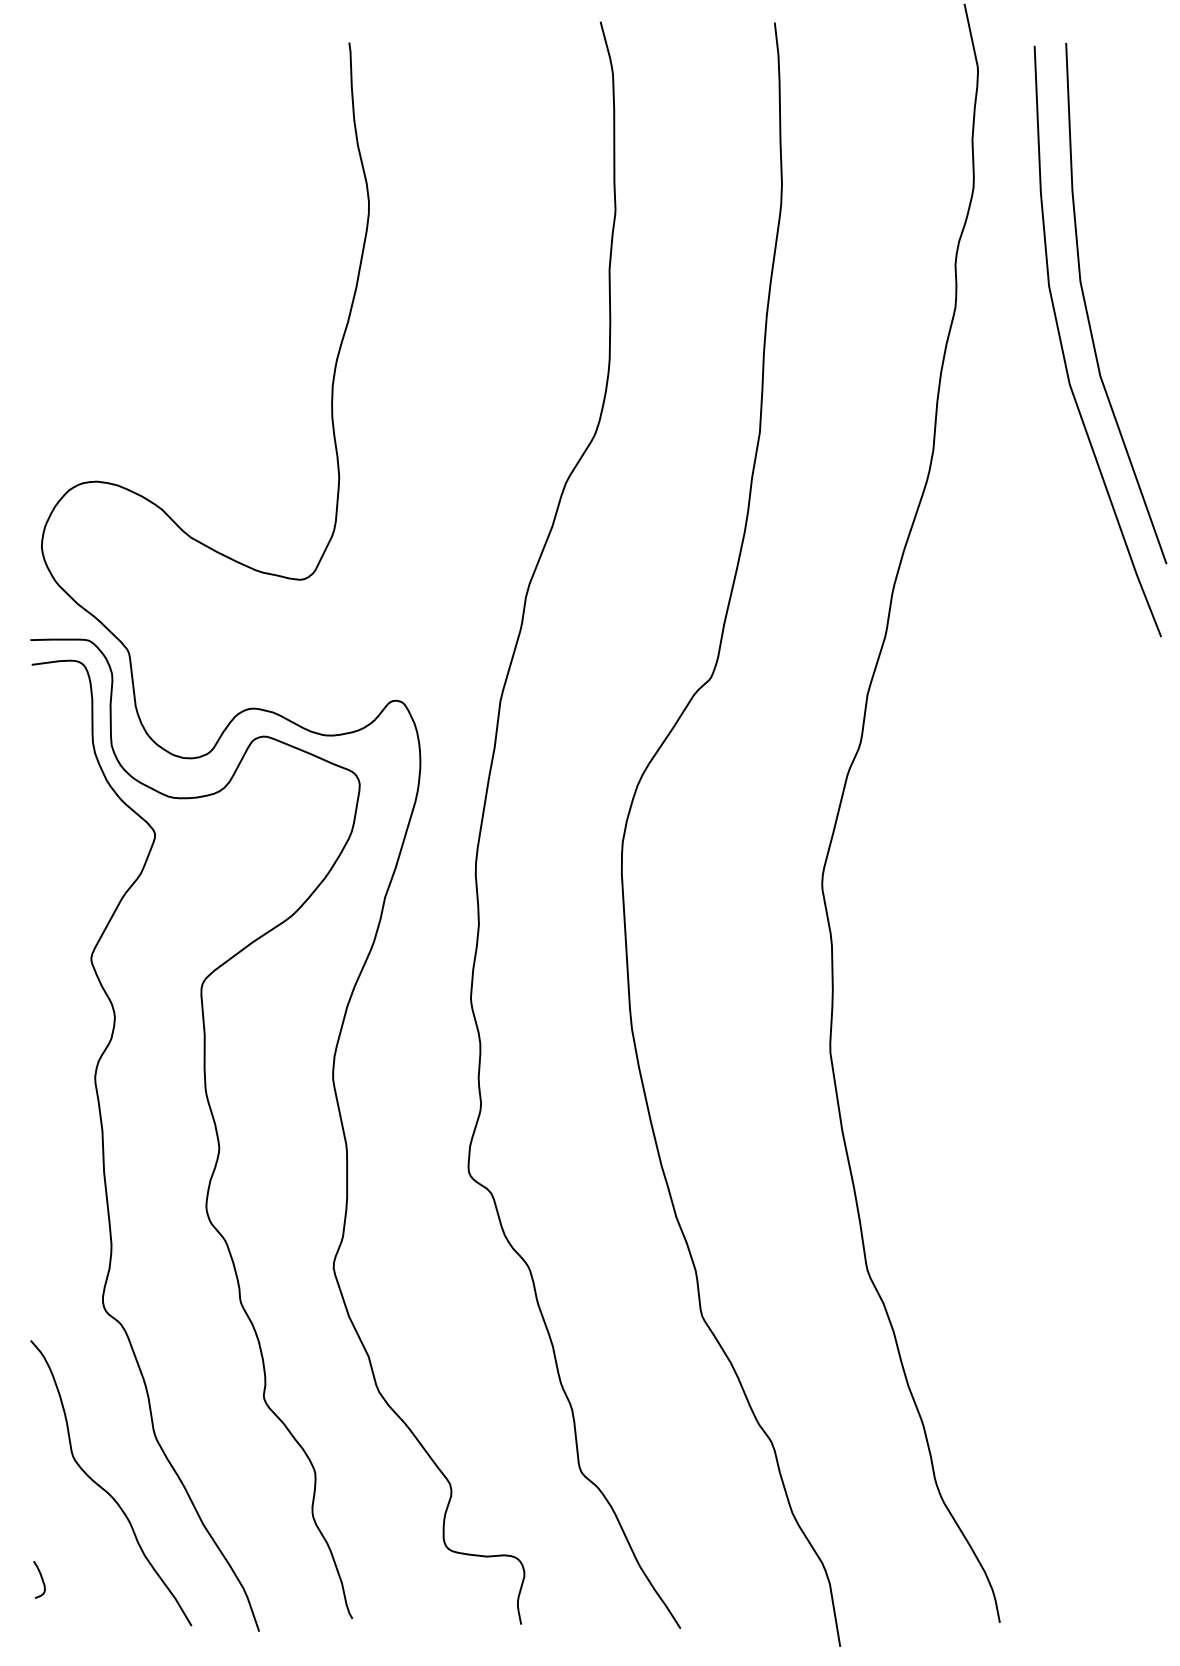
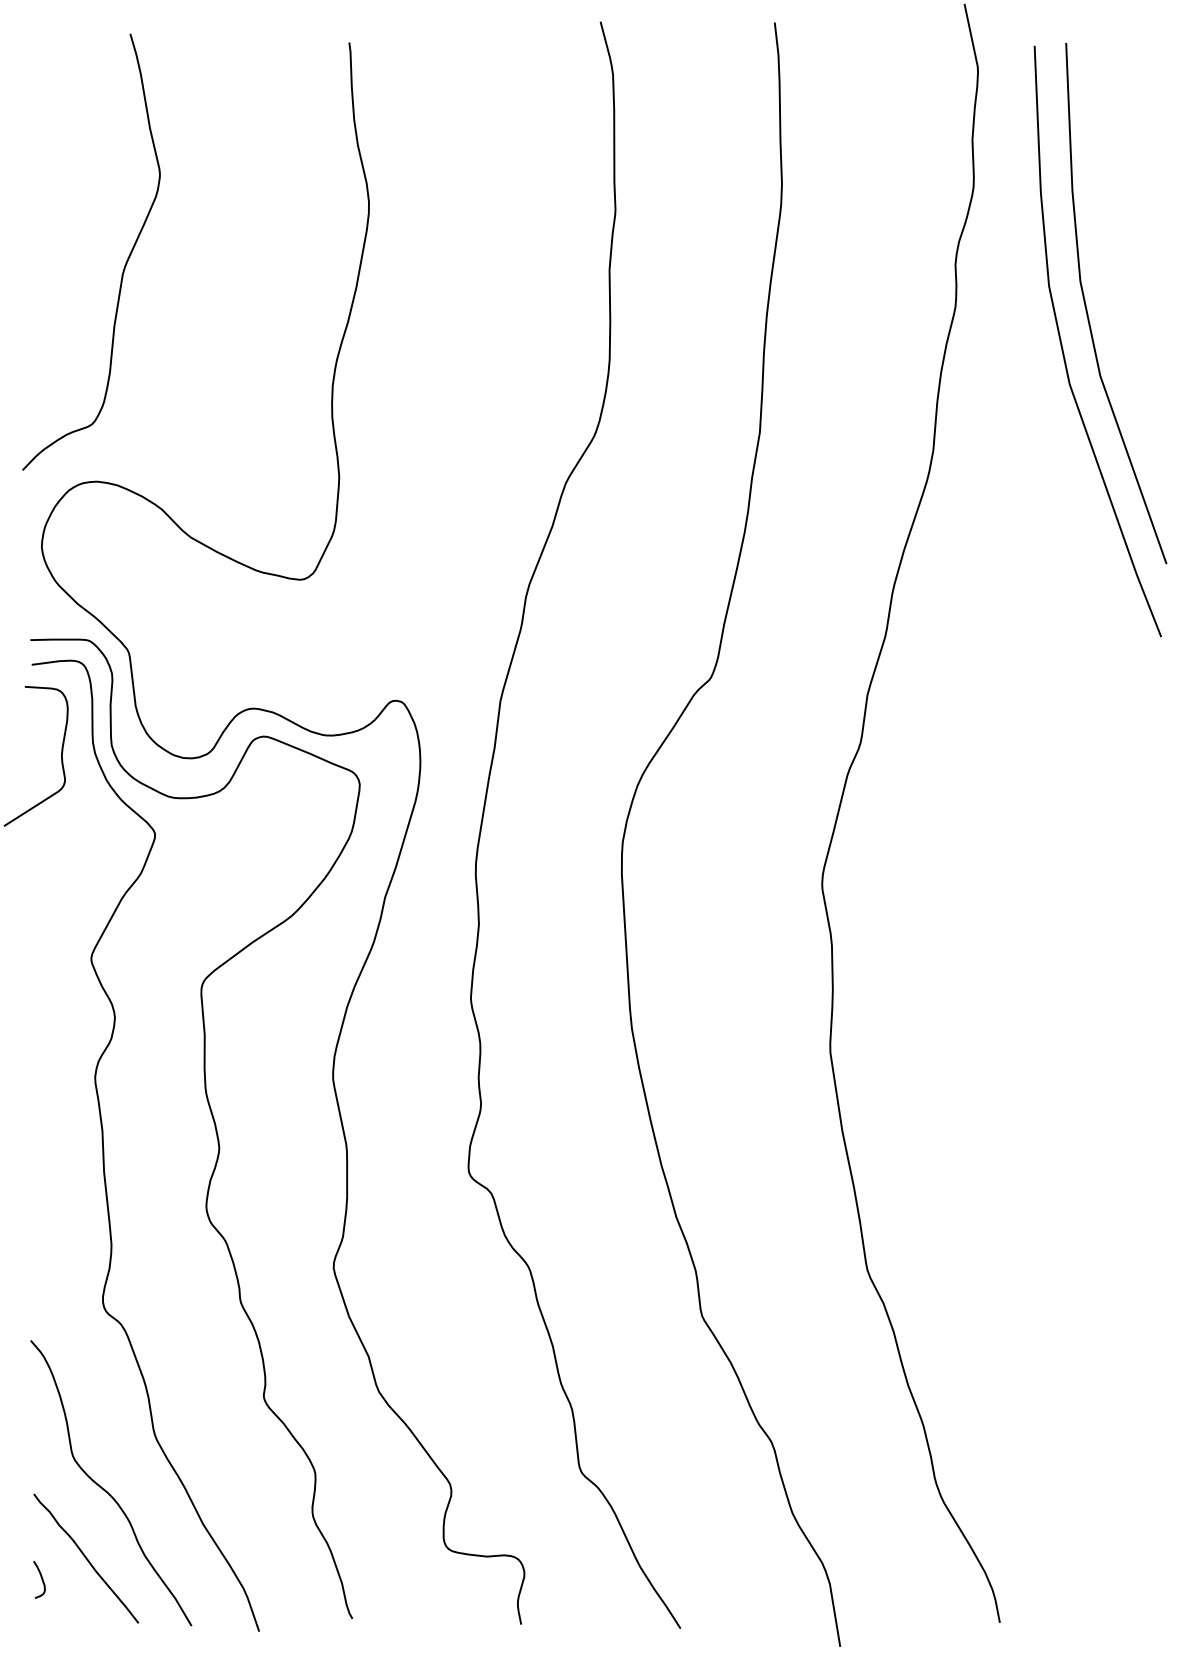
curve: none -> present (125, 262)
curve: none -> present (61, 756)
curve: none -> present (86, 1558)
